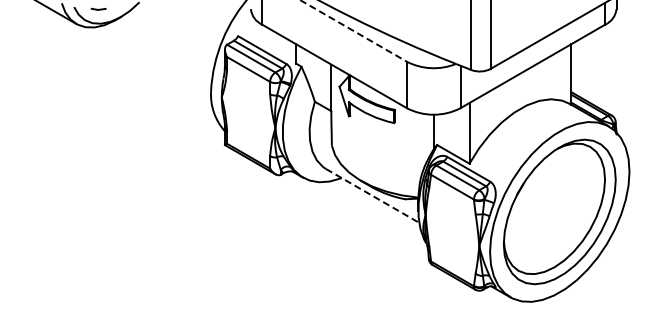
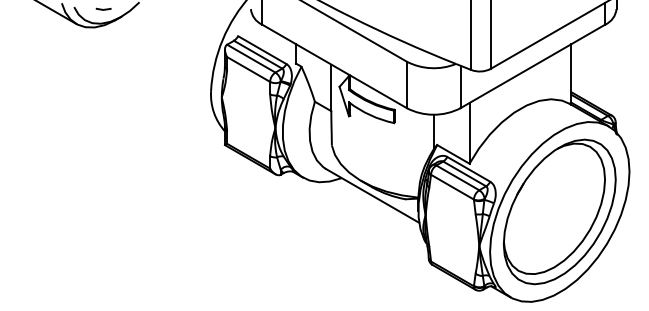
line position: (97, 8) -> (102, 8) (102, 8)
line: dashed -> solid (353, 30)
line: dashed -> solid (372, 195)
